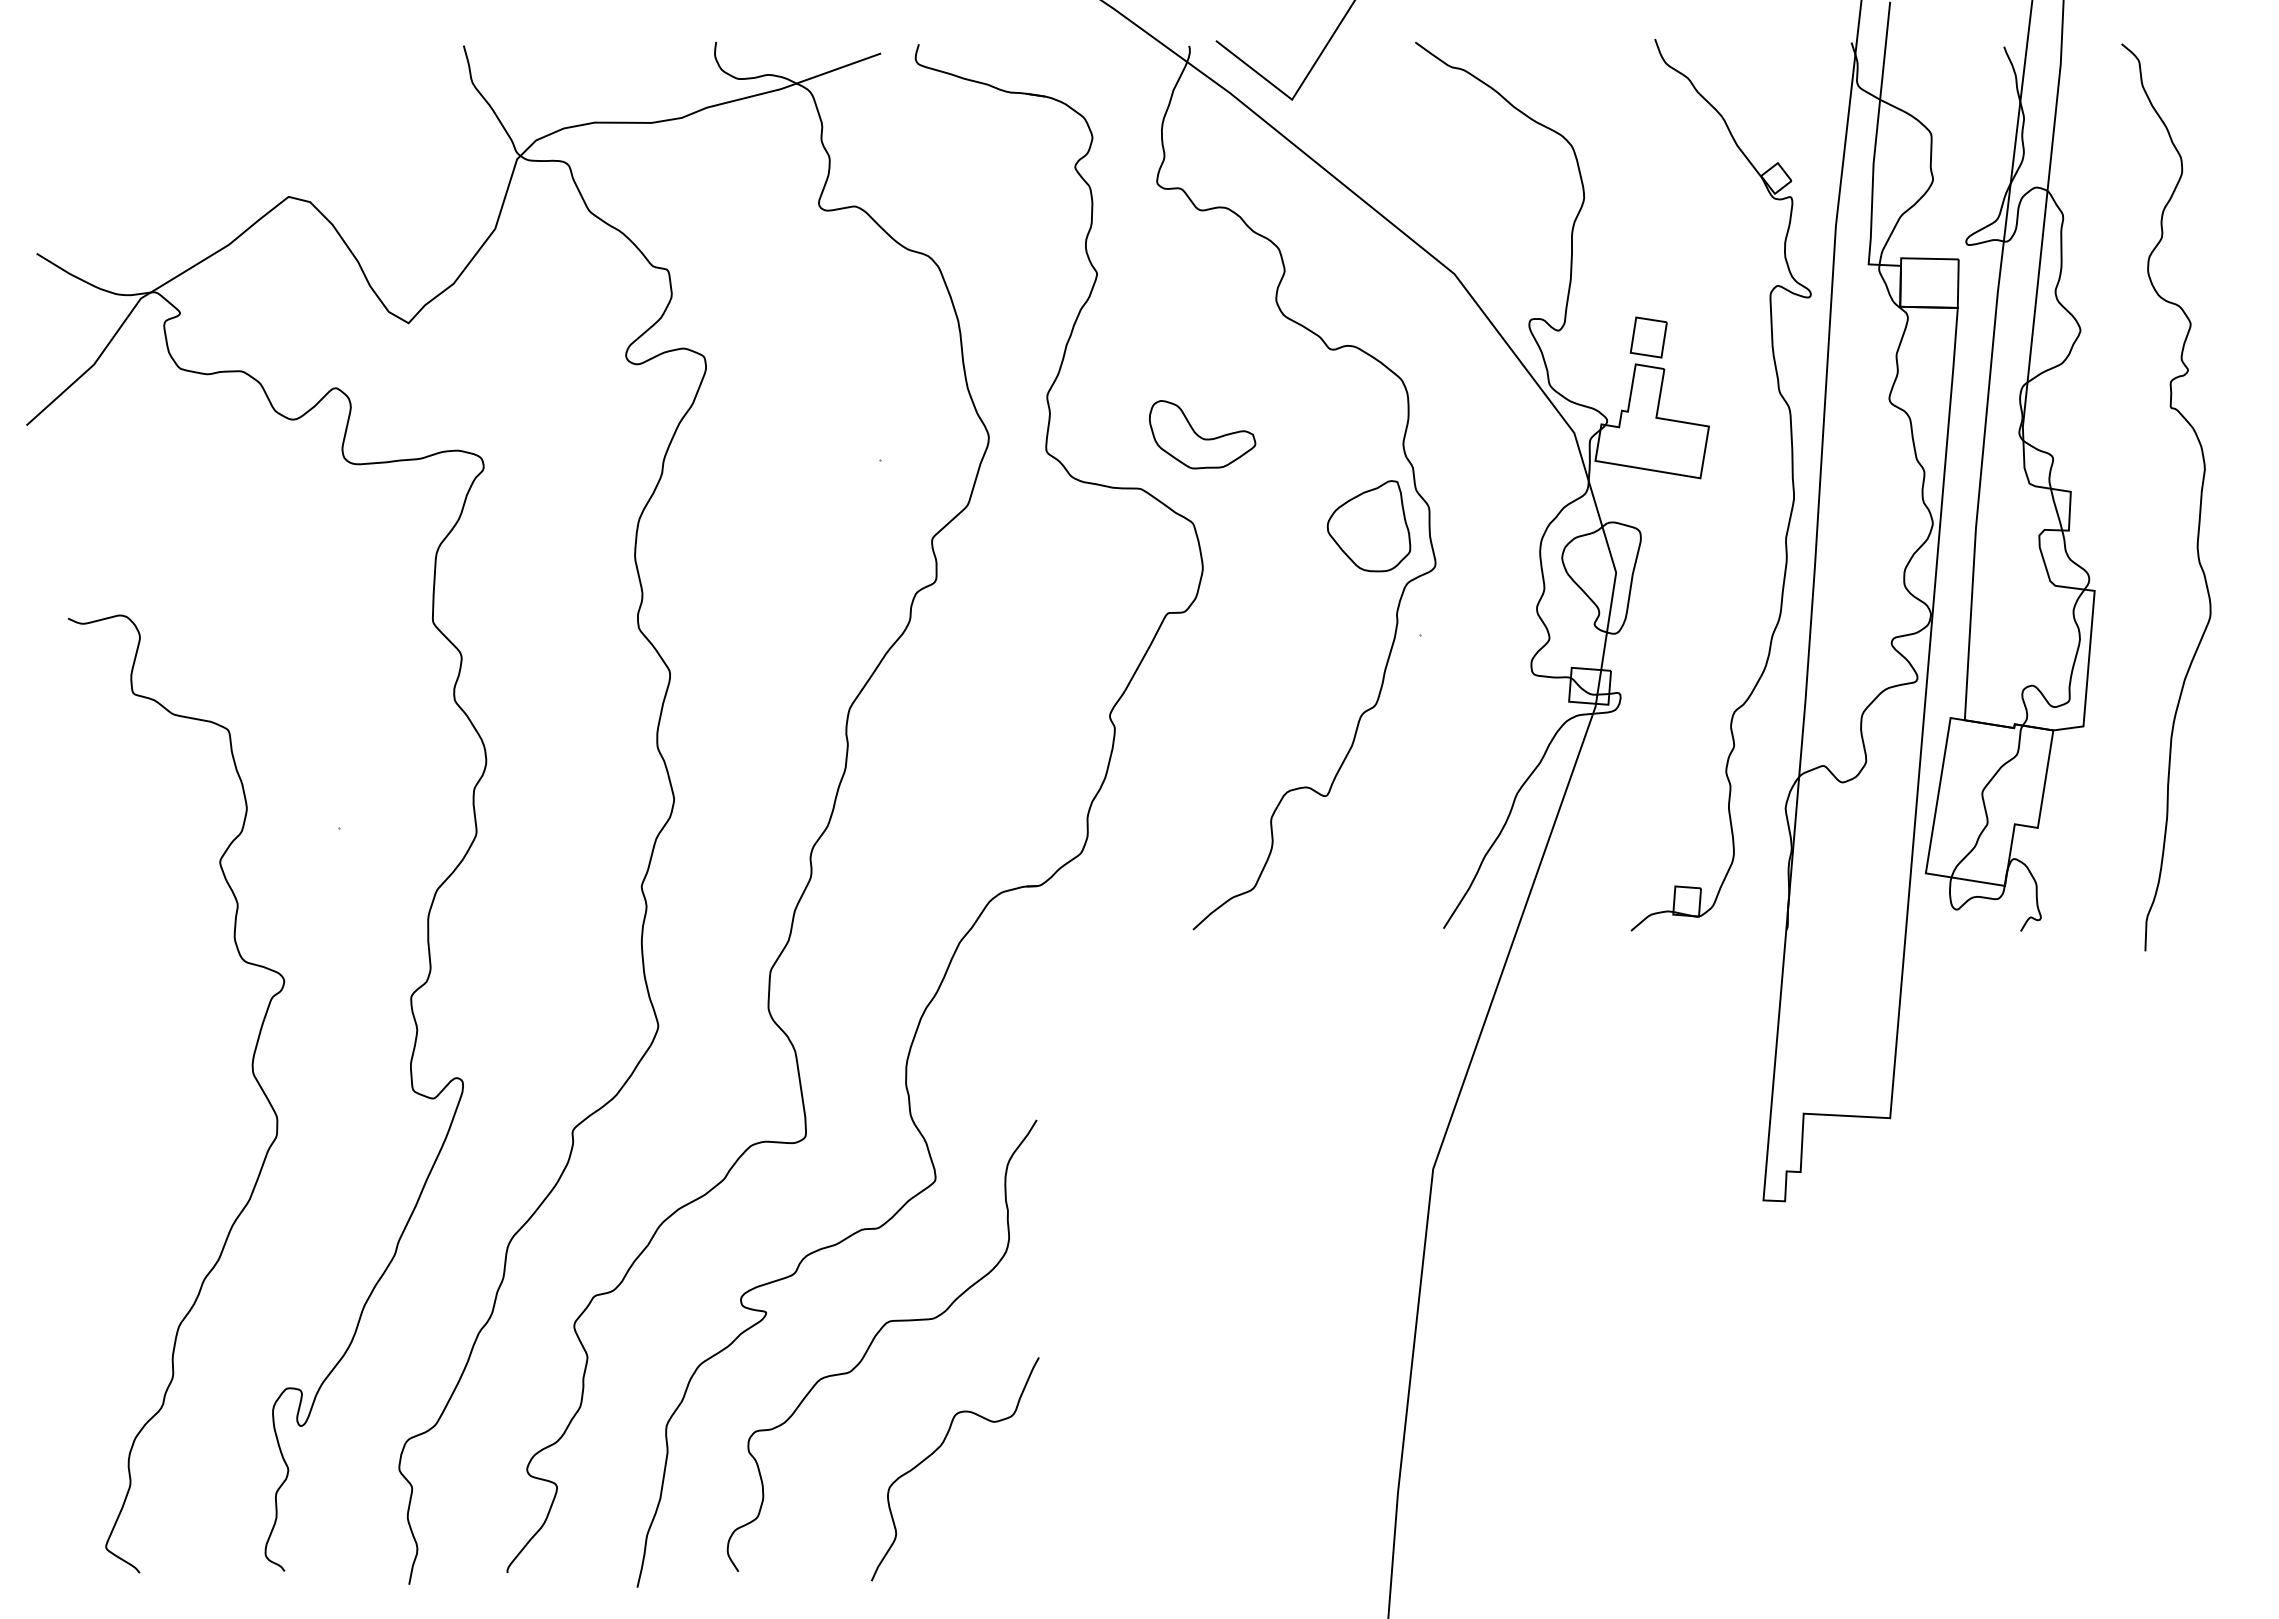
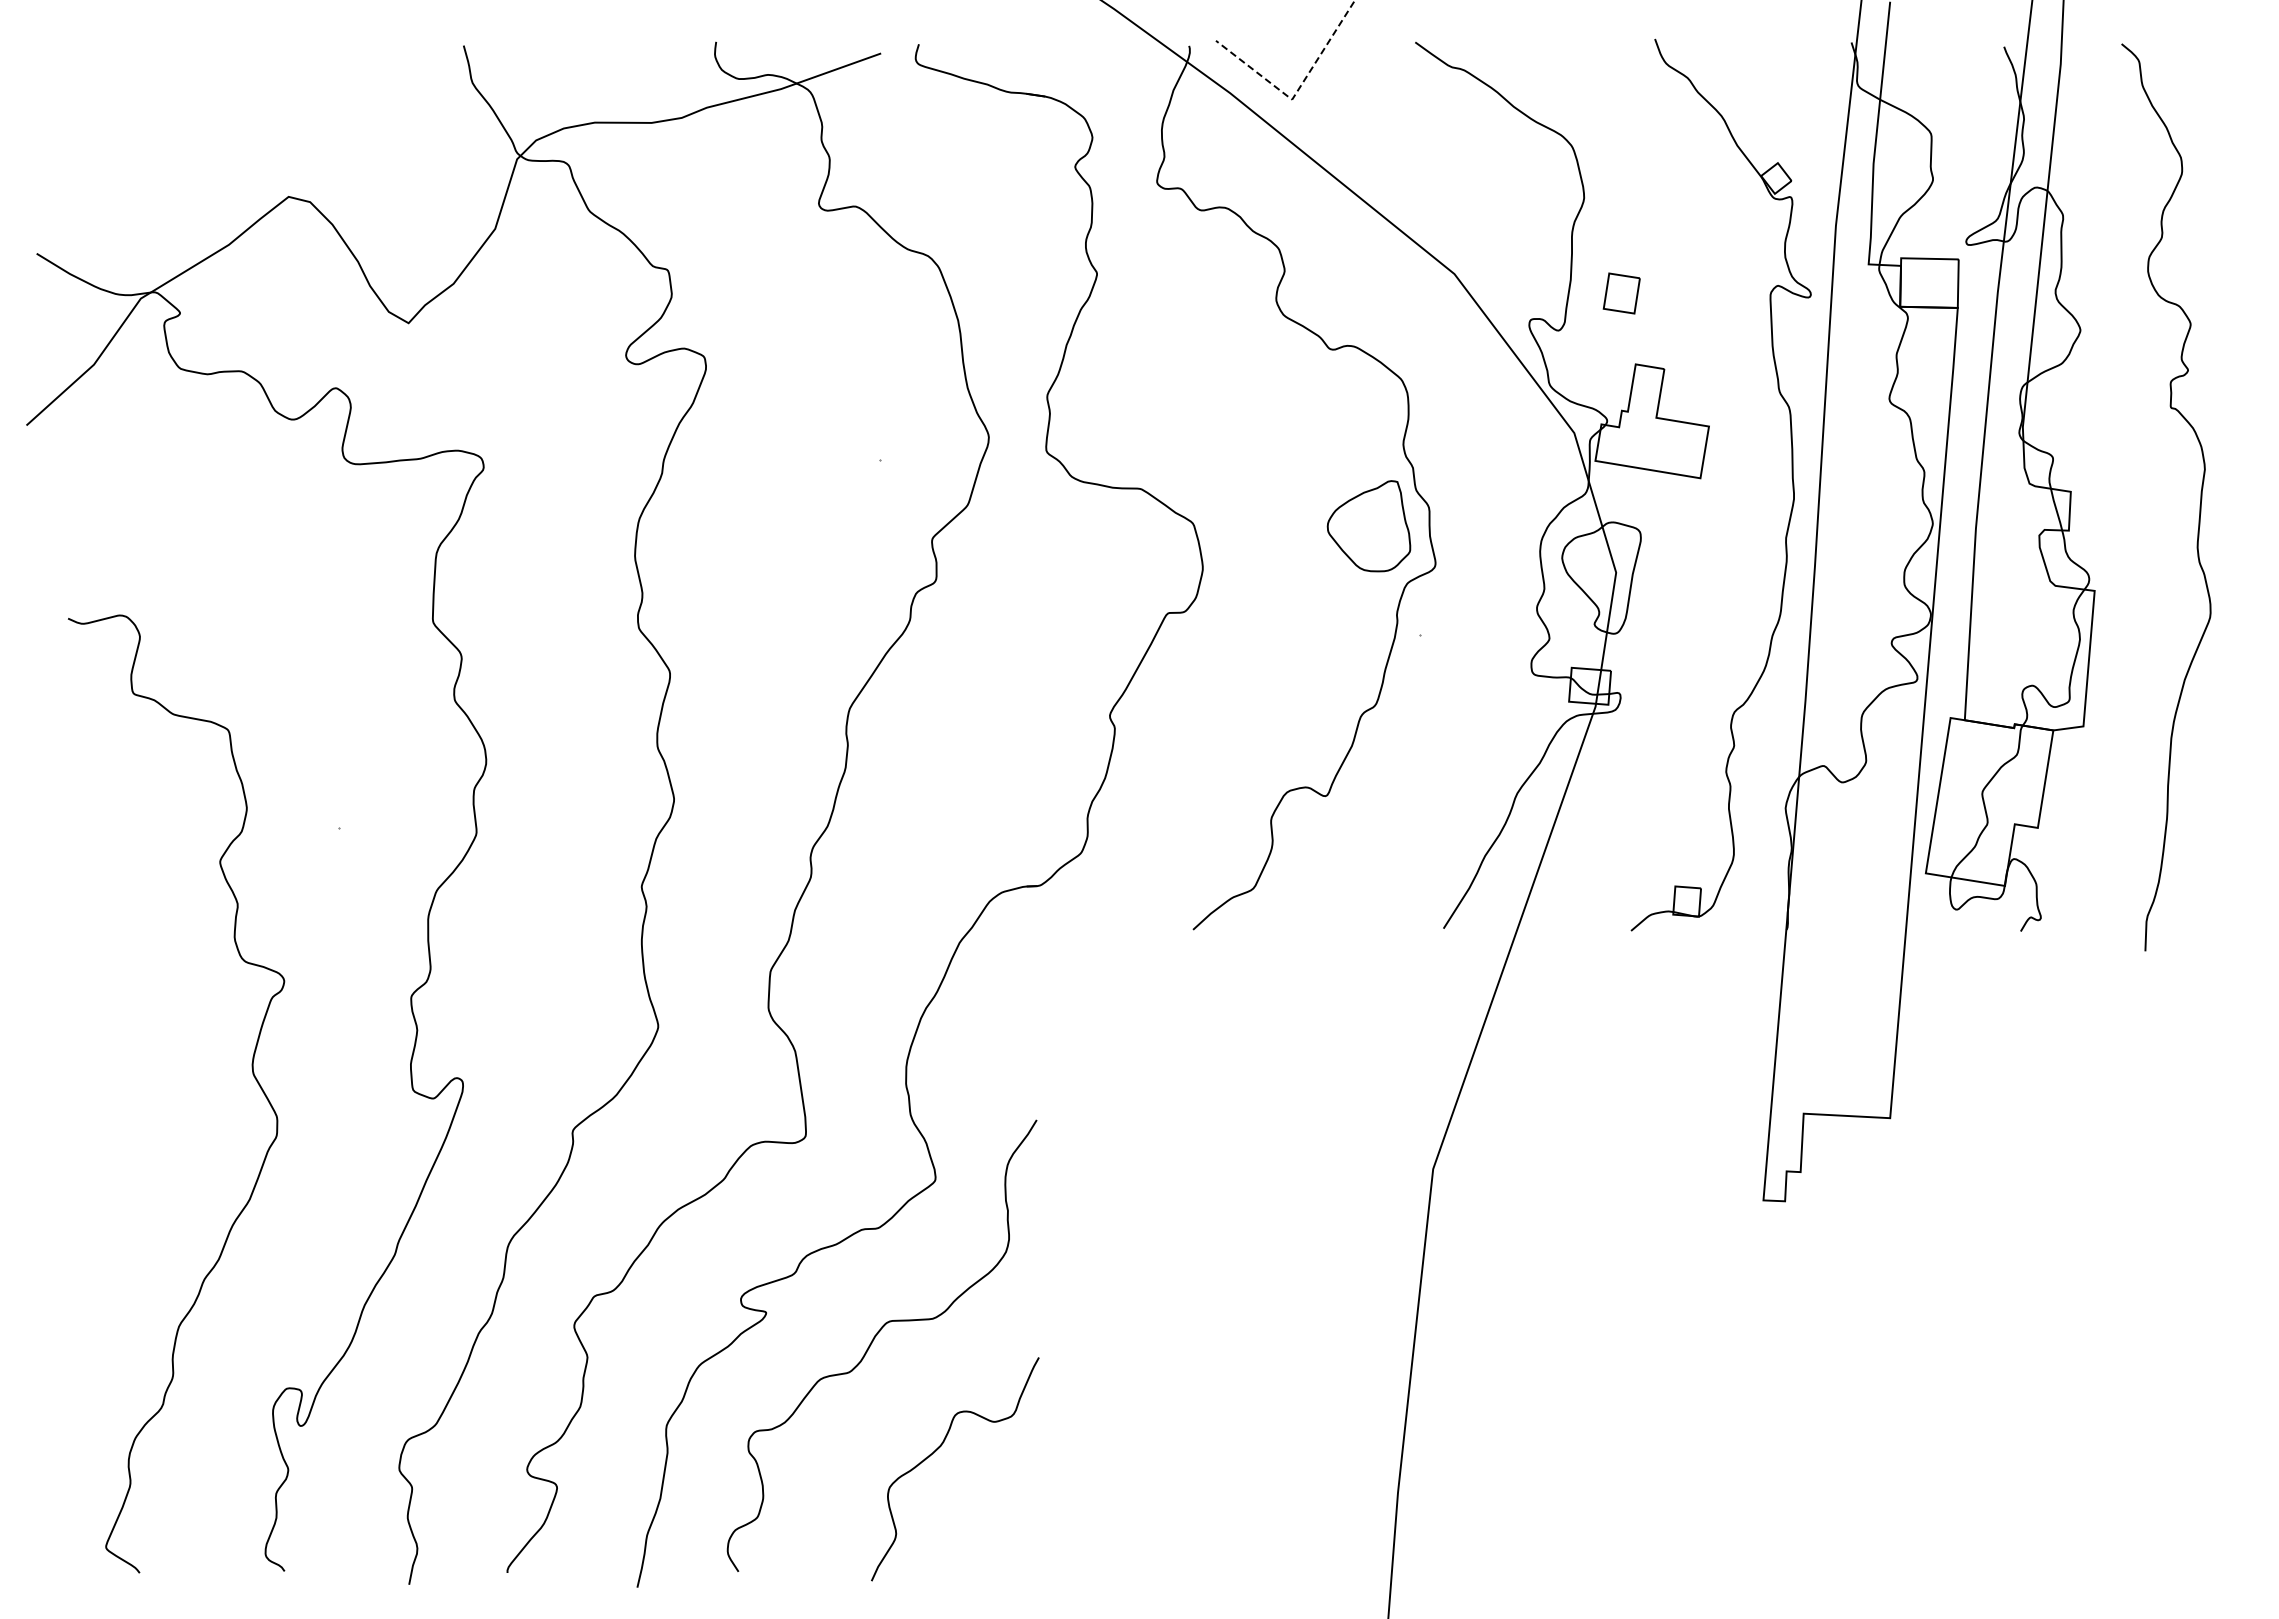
line: solid -> dashed (1297, 91)
part position: (1648, 337) -> (1621, 293) (1621, 293)
part: present -> none (1202, 434)
